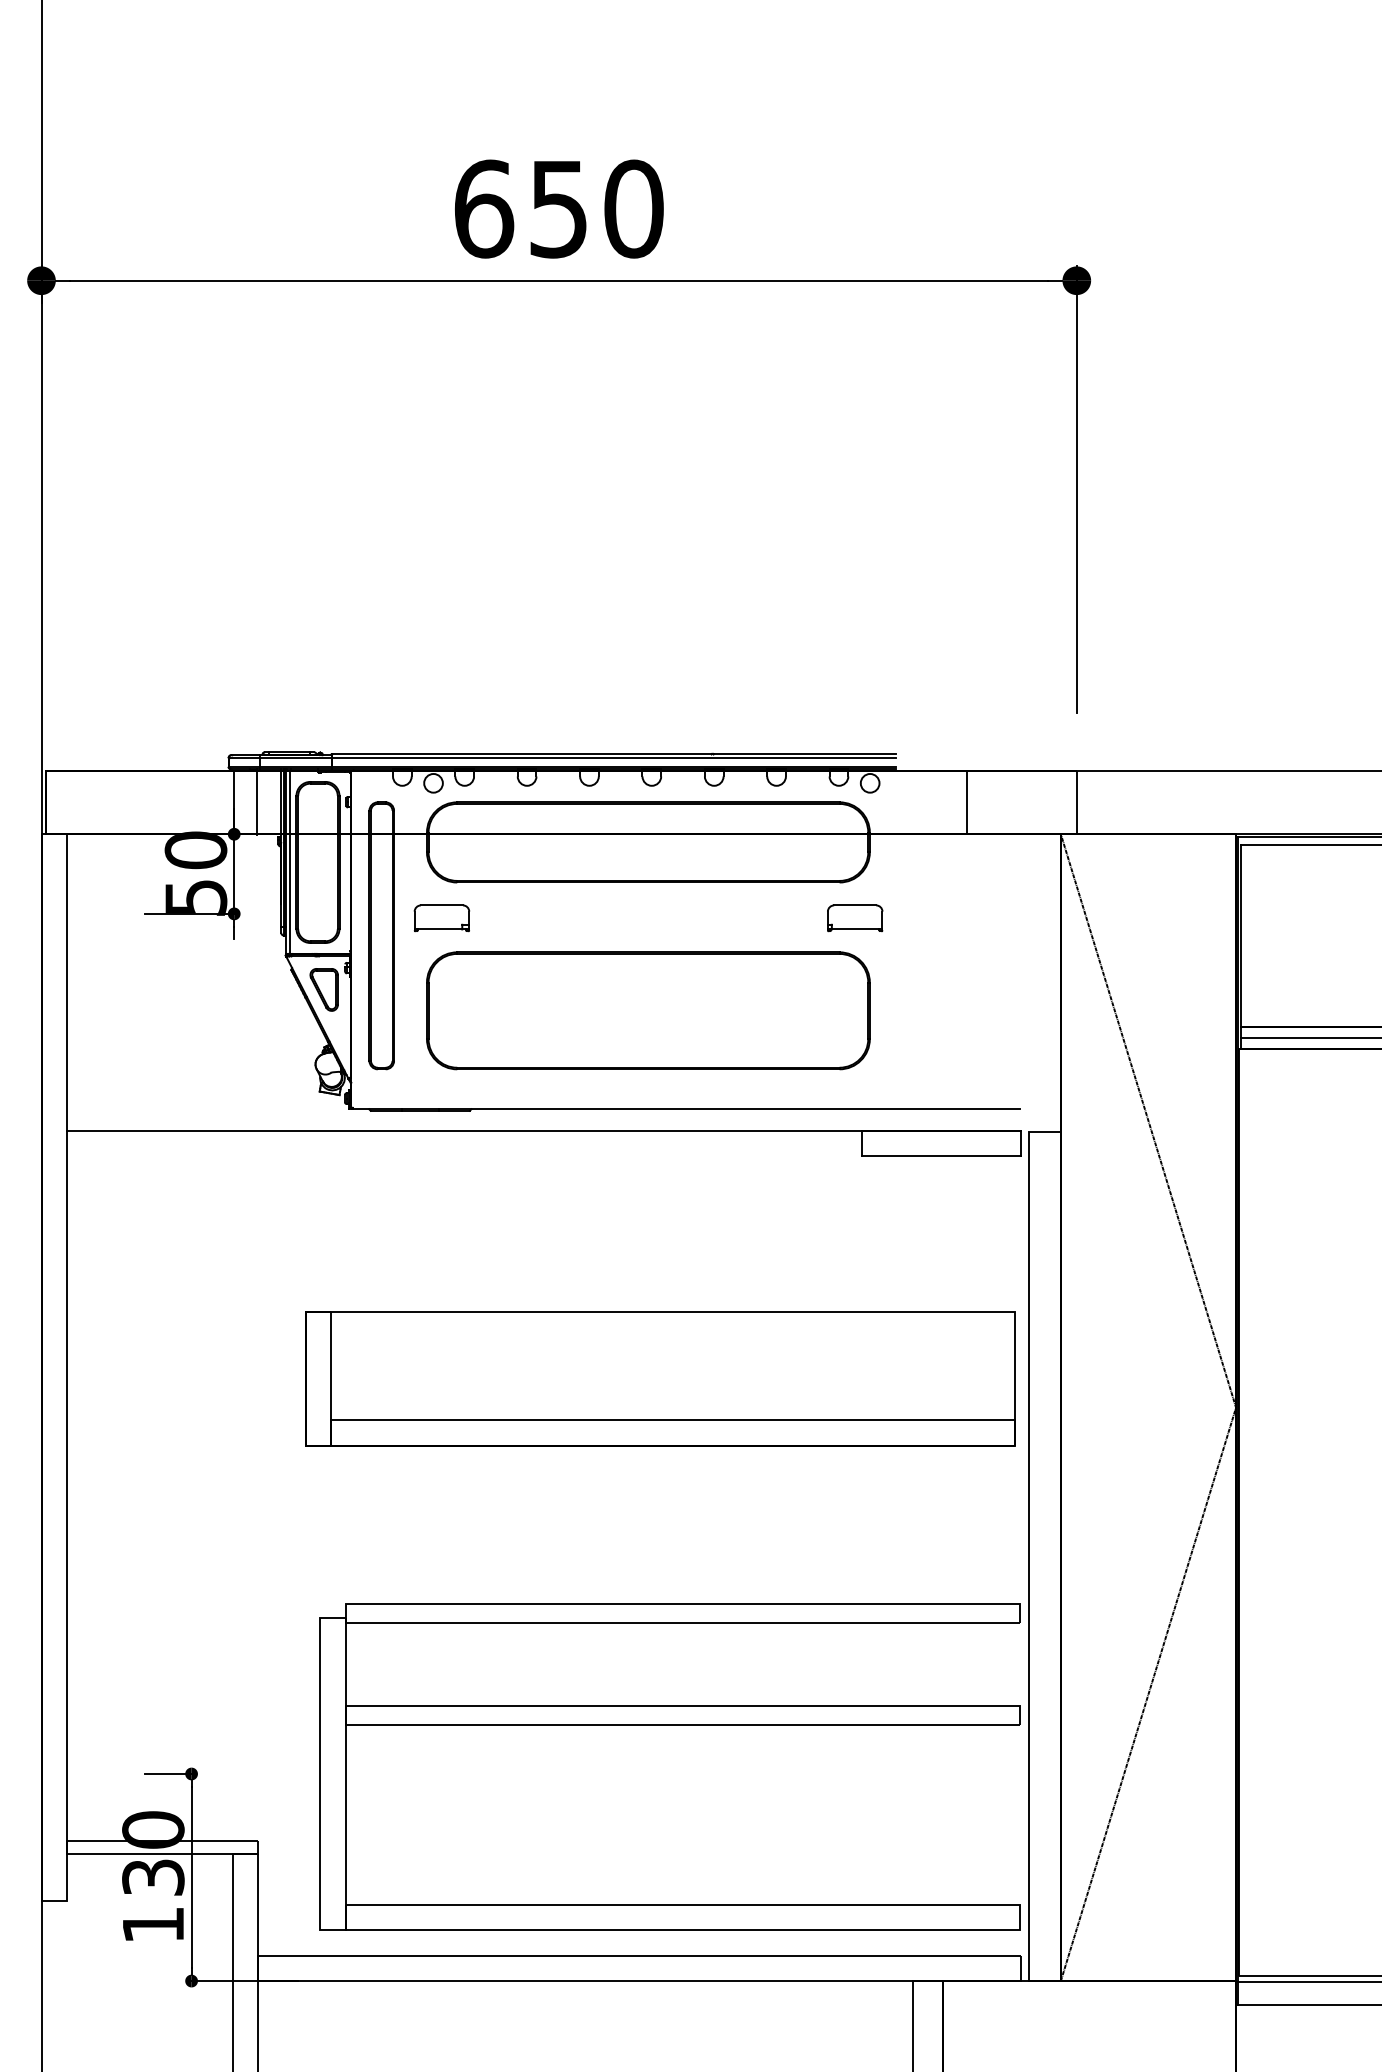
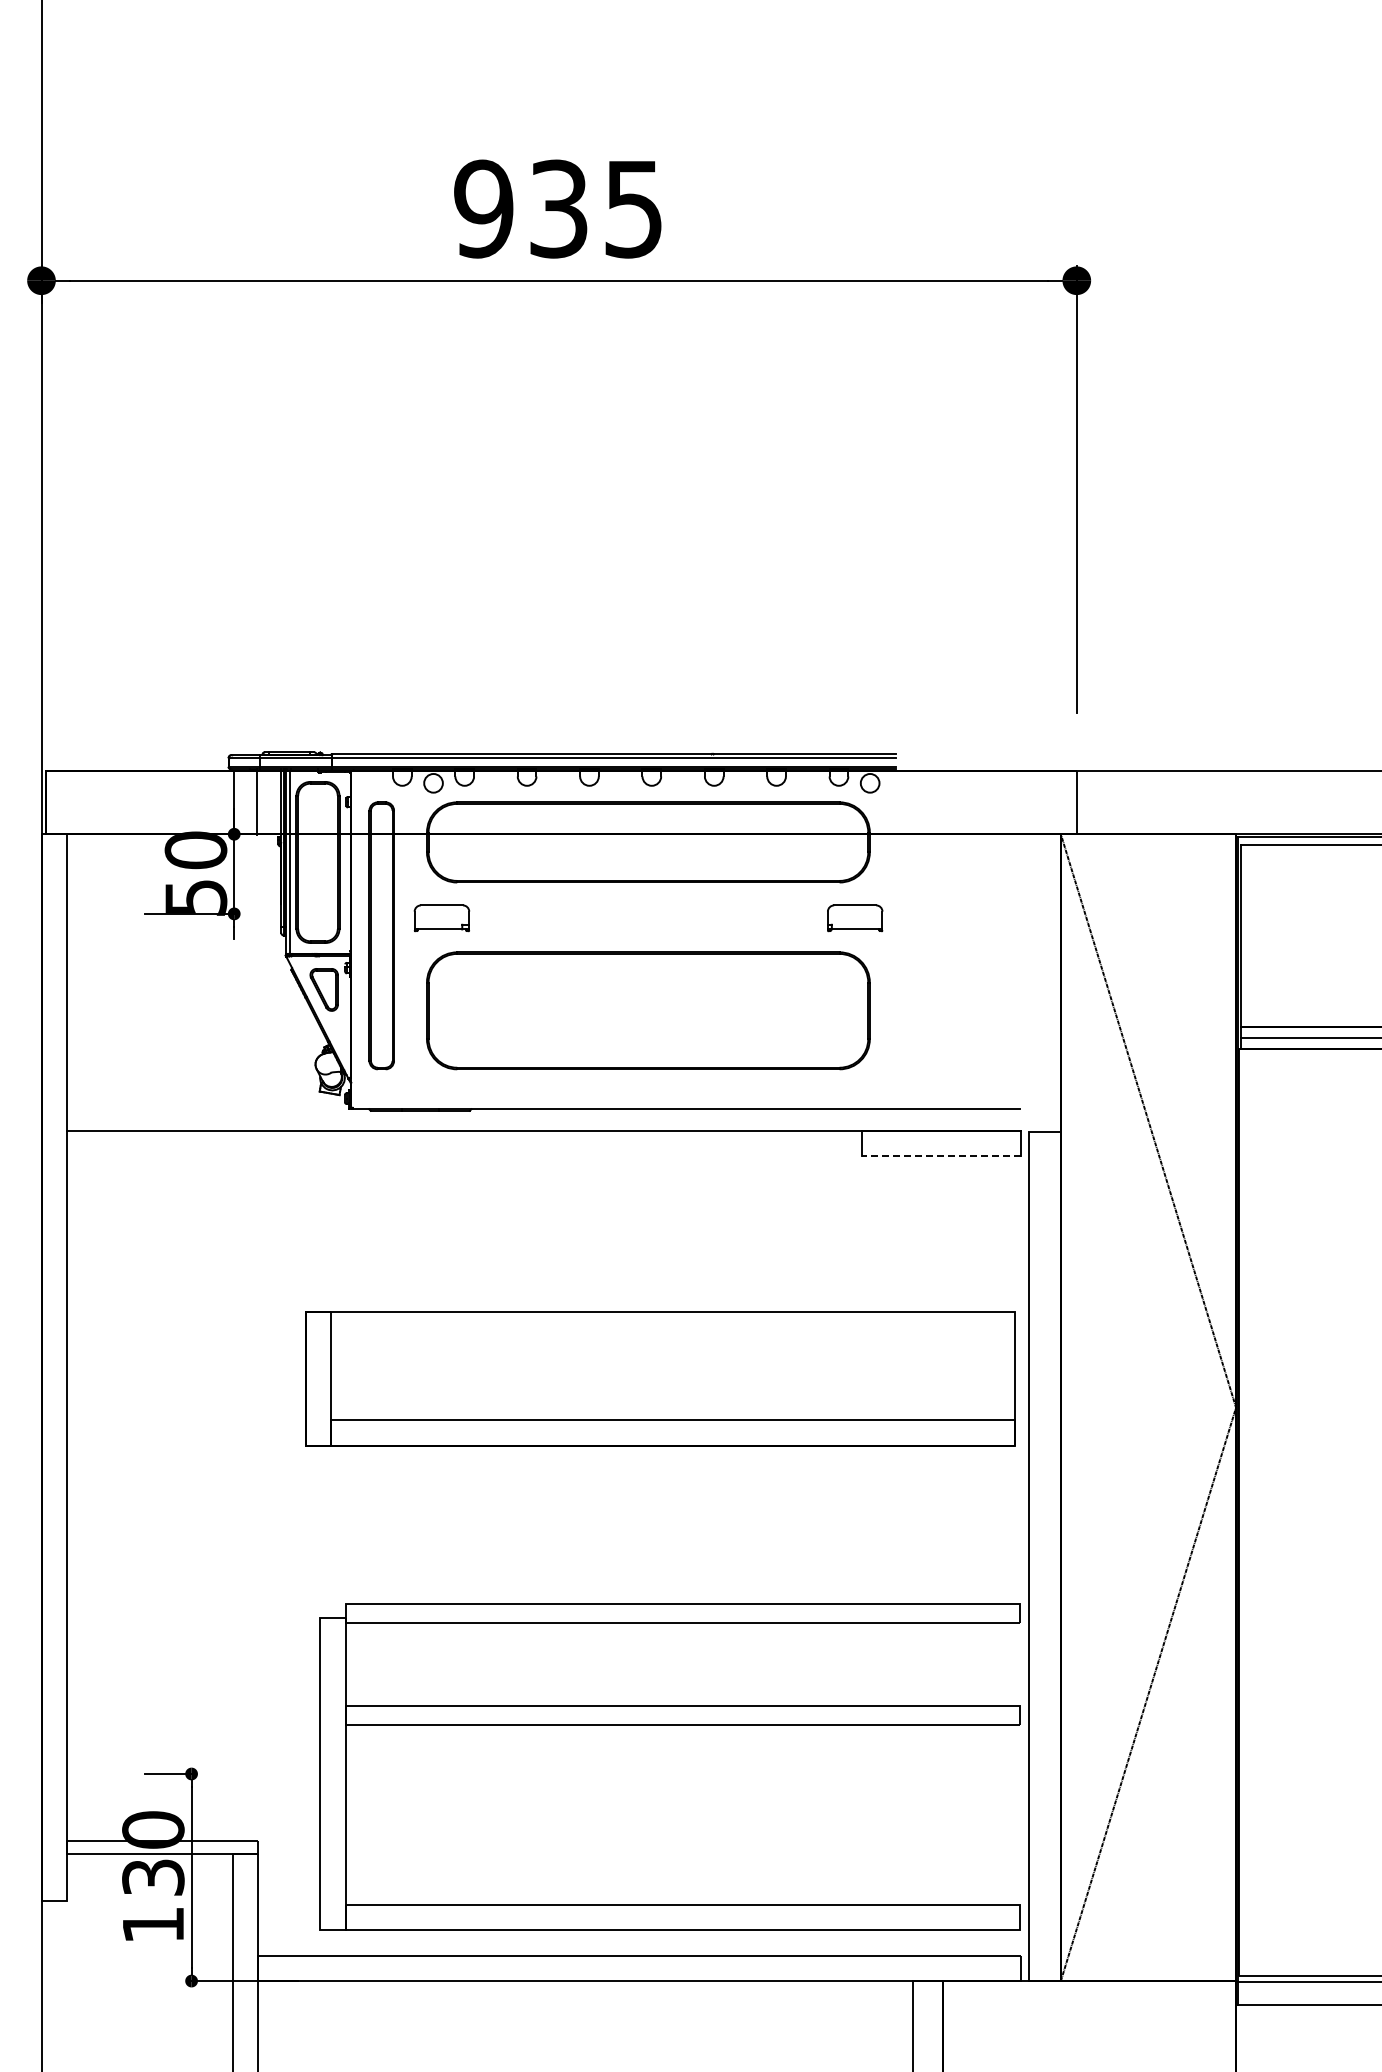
text: 650 -> 935 (558, 208)
line: present -> none (966, 802)
line: solid -> dashed (941, 1156)
